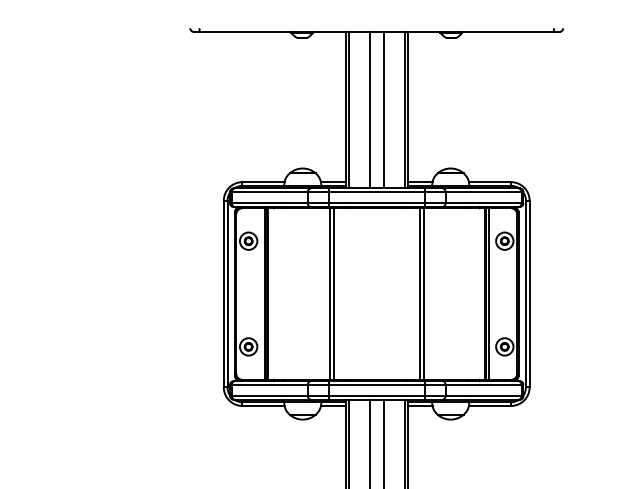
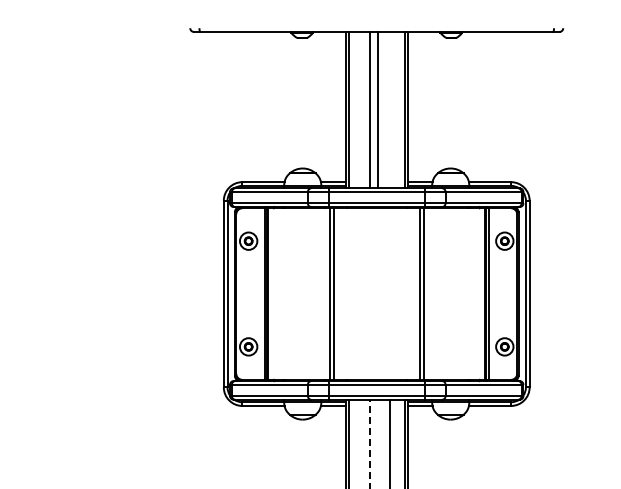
line position: (383, 109) -> (377, 109) (377, 109)
line position: (383, 442) -> (389, 442) (389, 442)
line: solid -> dashed (369, 443)
